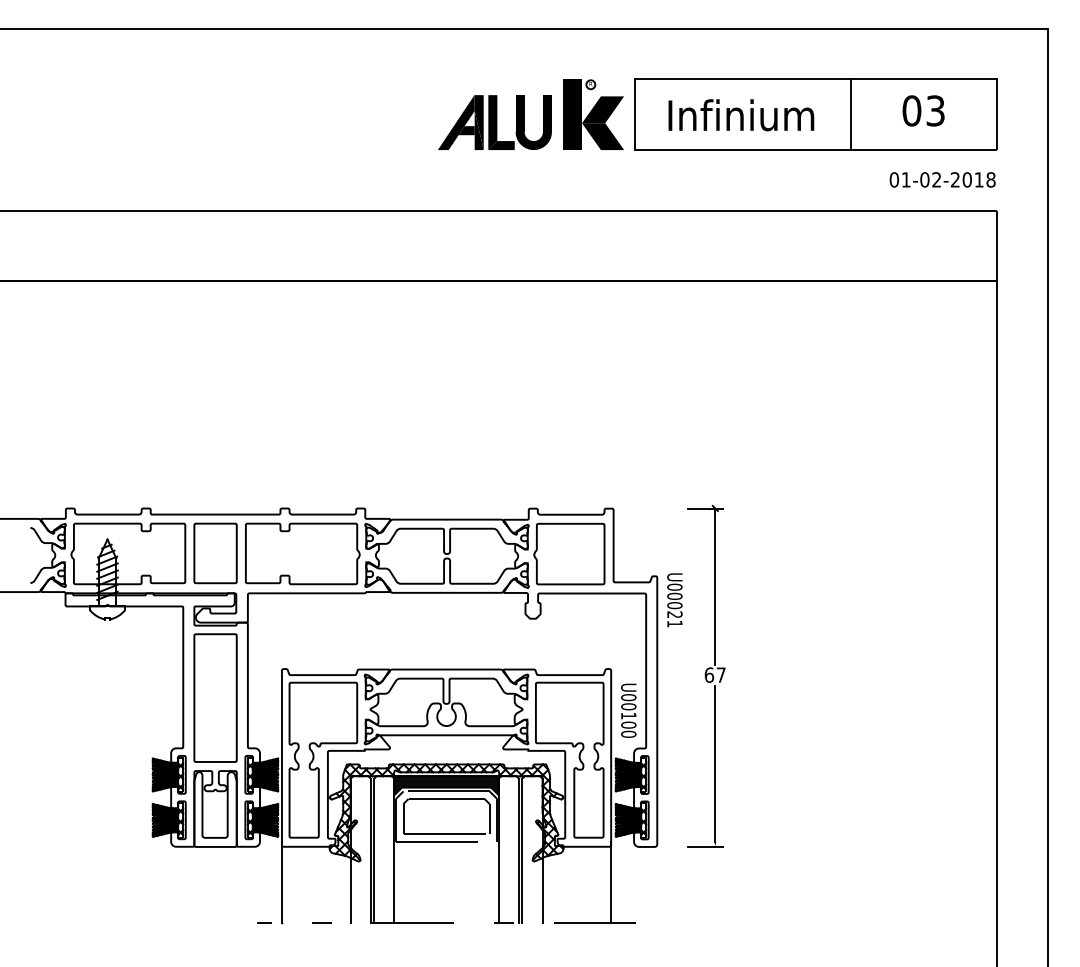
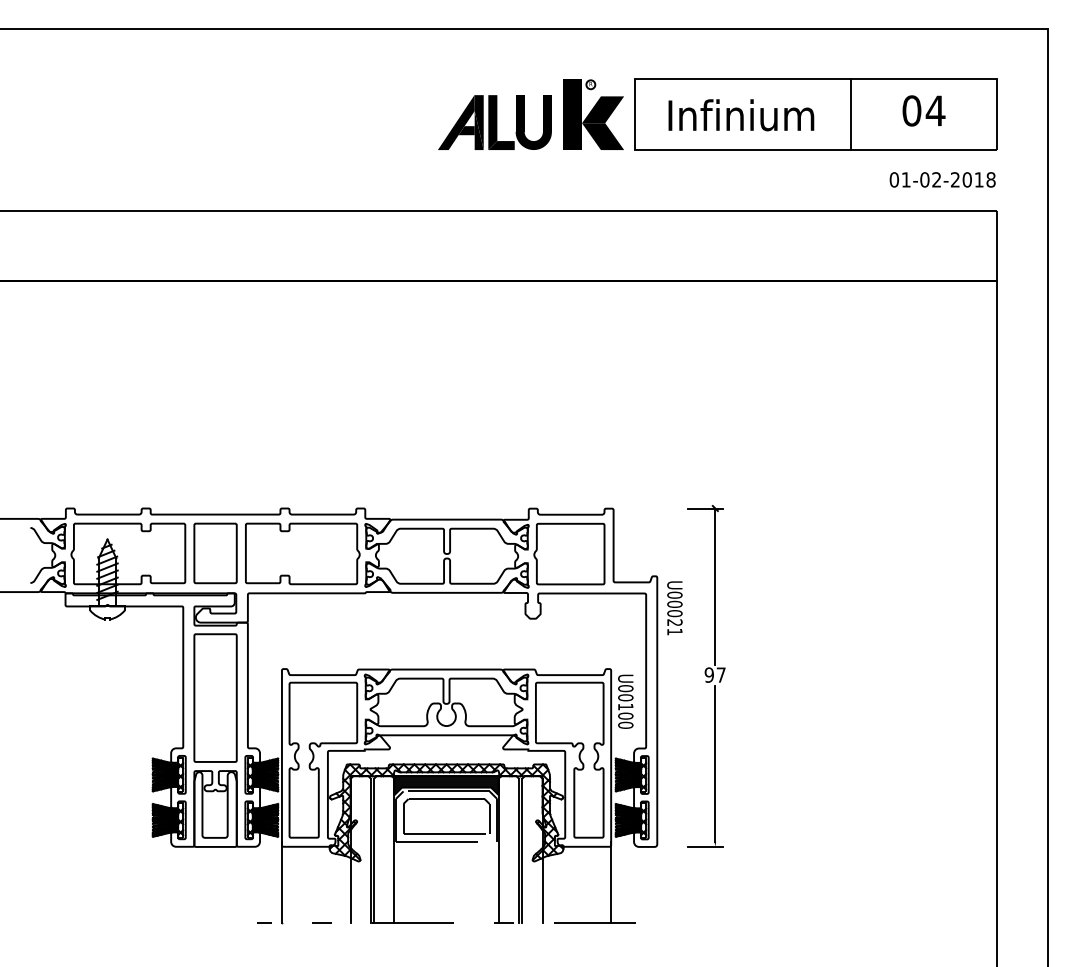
text: 03 -> 04 (935, 110)
text position: (674, 600) -> (674, 608) (674, 608)
text: 67 -> 97 (709, 674)
text position: (628, 710) -> (625, 701) (625, 701)
